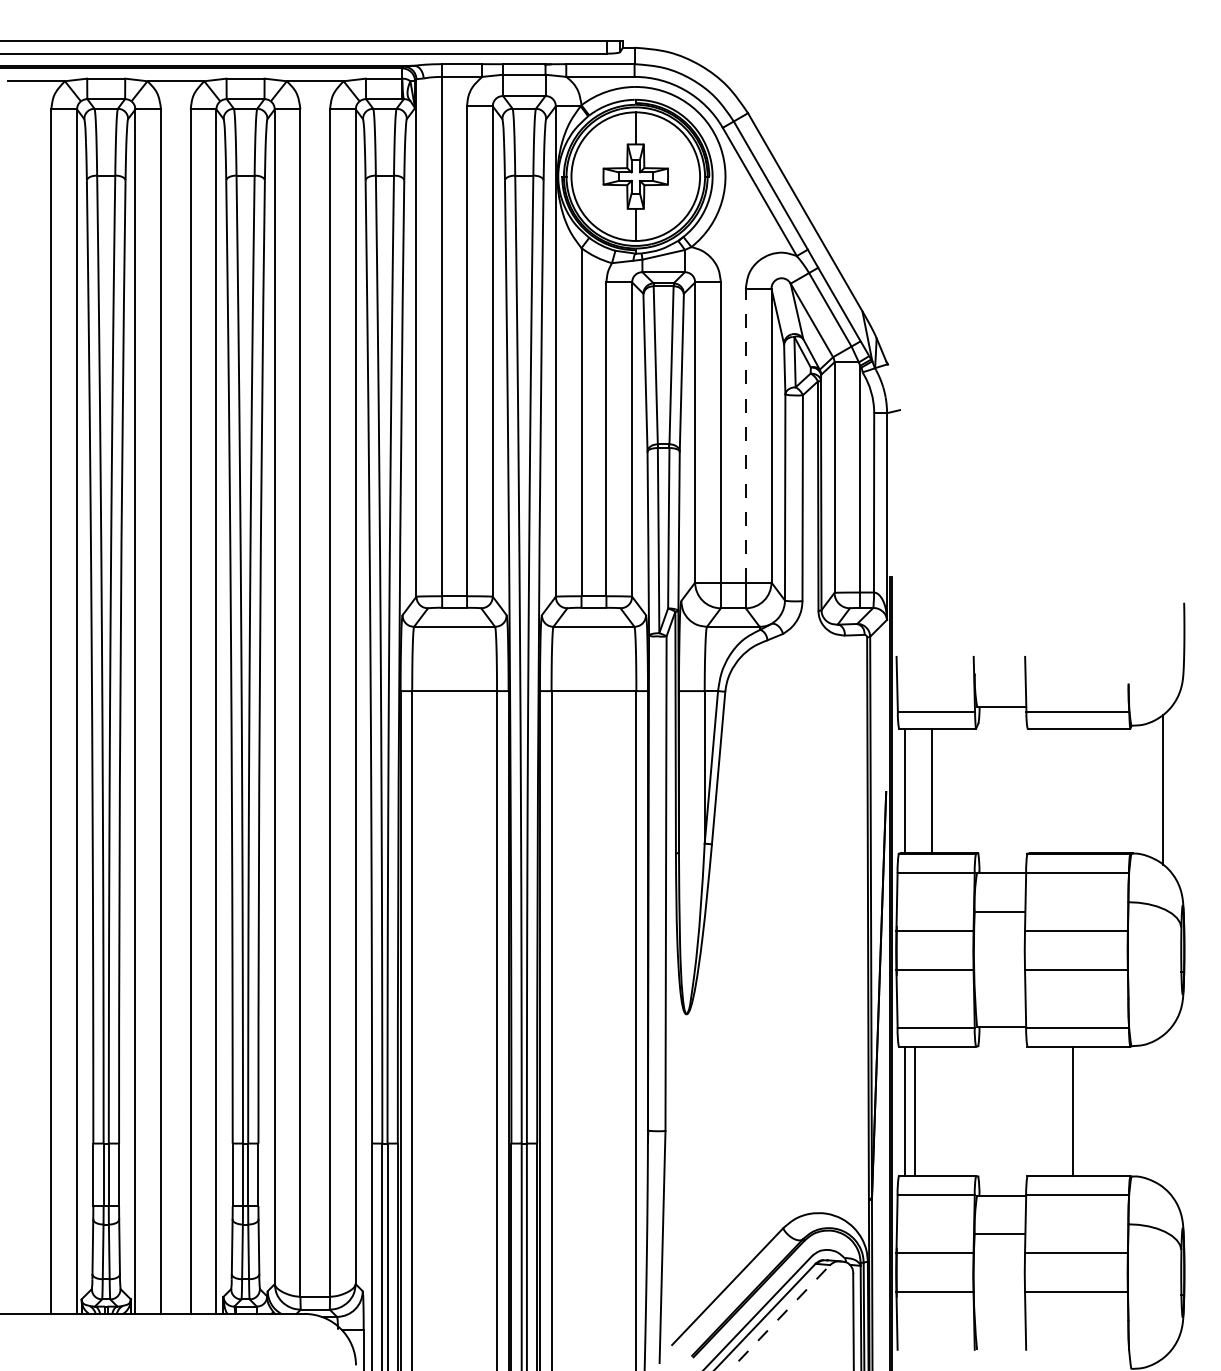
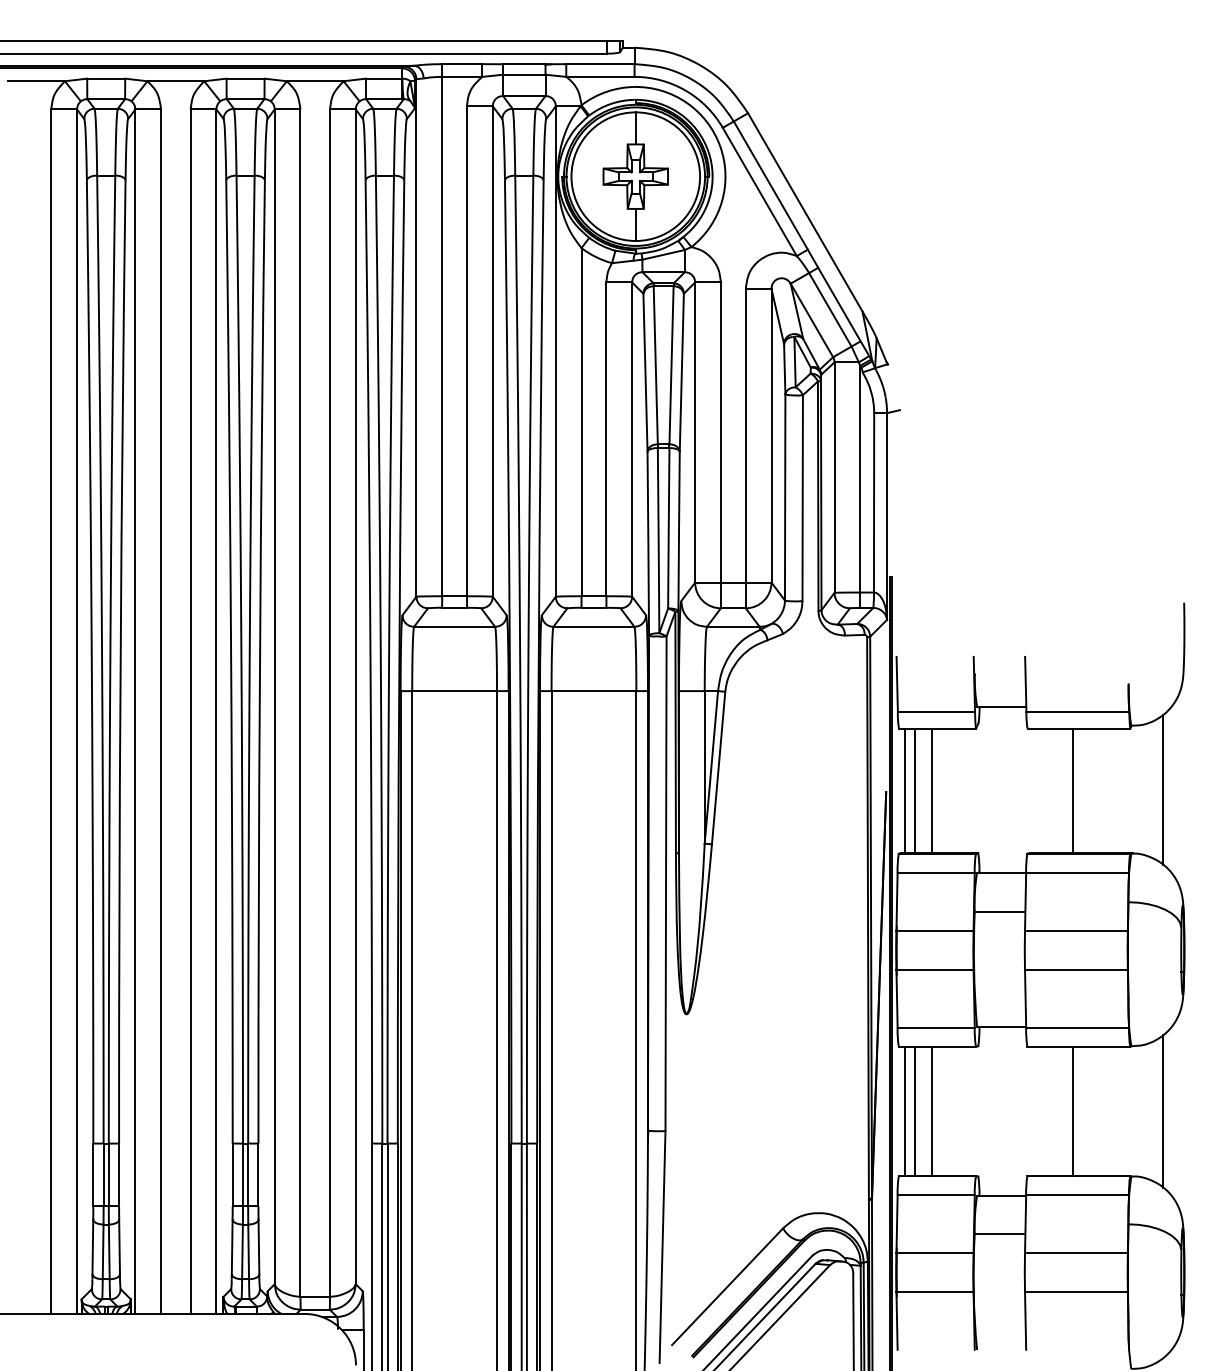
line: dashed -> solid (745, 435)
line: none -> present (914, 790)
line: none -> present (1073, 790)
line: none -> present (931, 1111)
line: none -> present (1163, 1111)
line: dashed -> solid (780, 1317)
